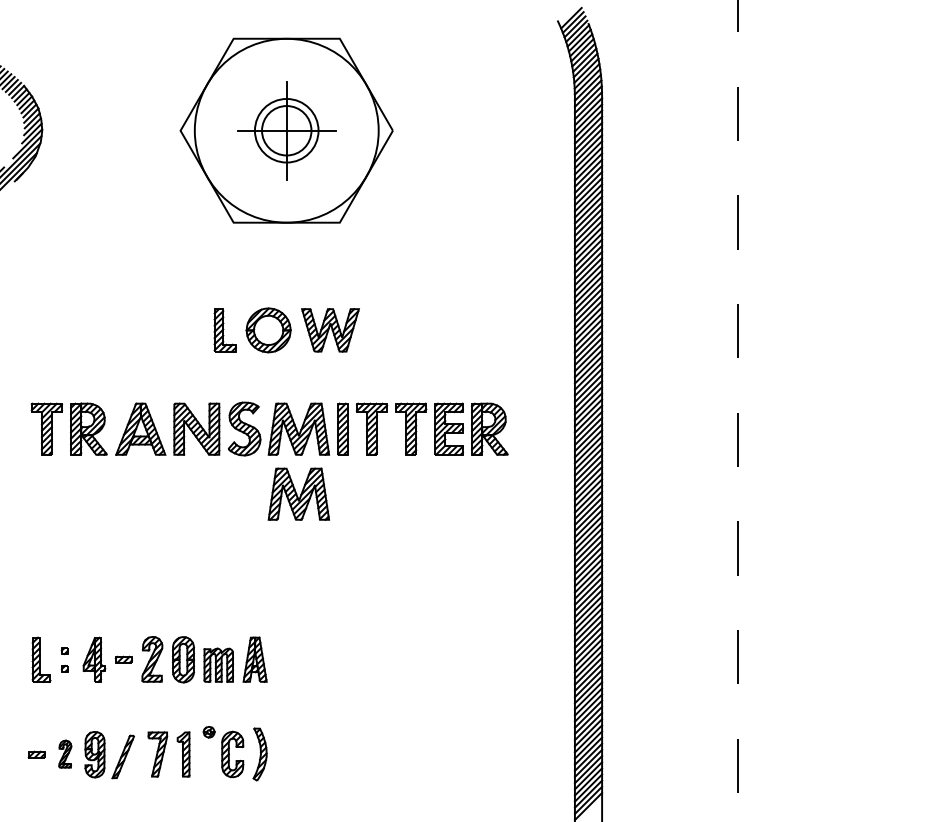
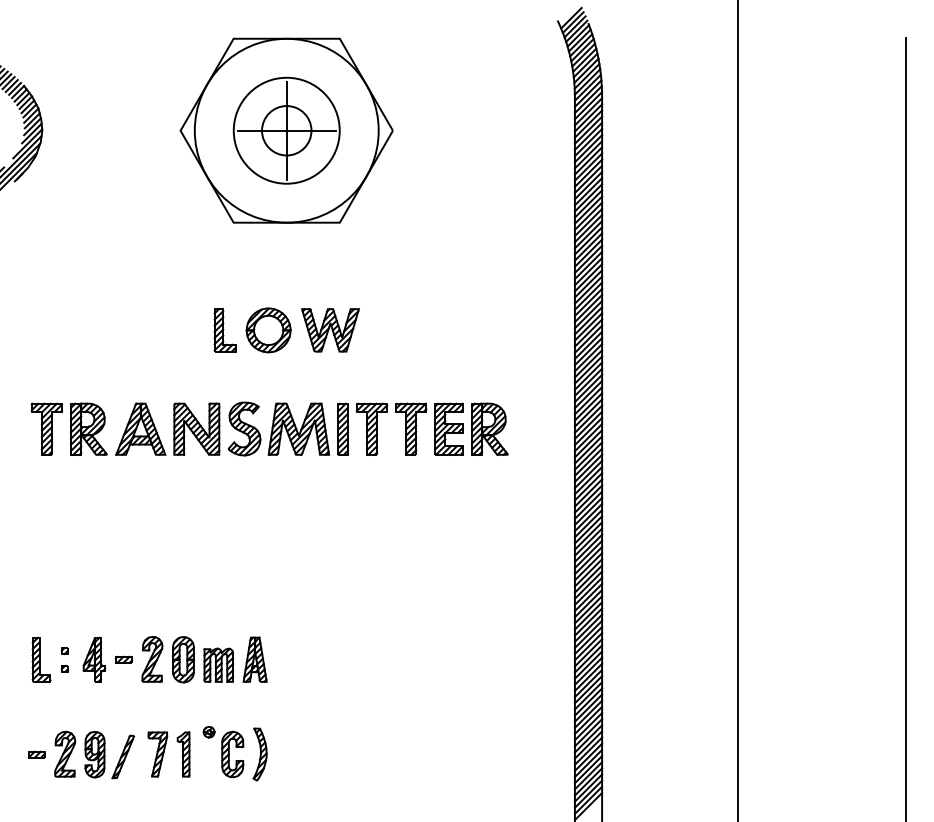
circle diameter: 64 px -> 106 px (286, 130)
line: dashed -> solid (737, 411)
line: none -> present (905, 427)
part: present -> none (298, 493)
part size: 15x30 px -> 23x48 px (65, 753)
